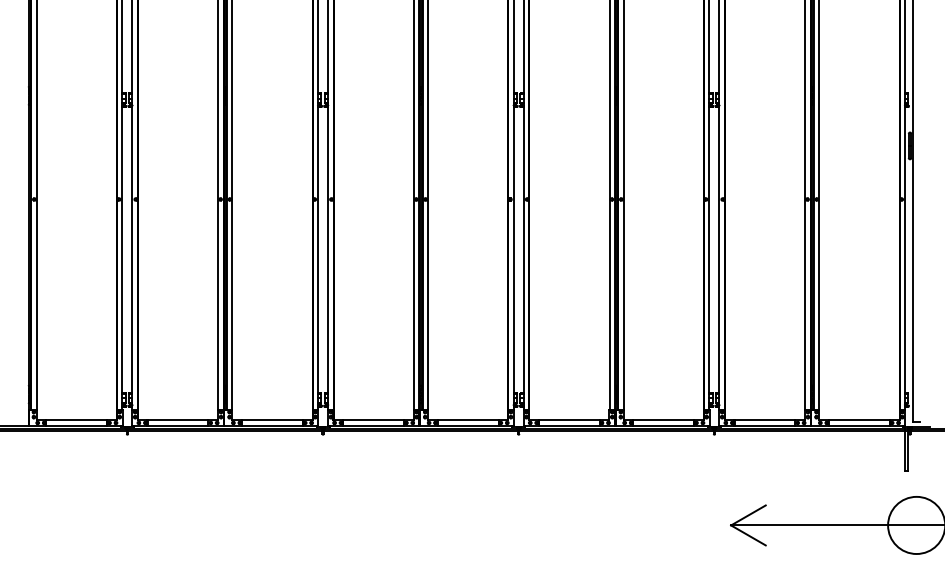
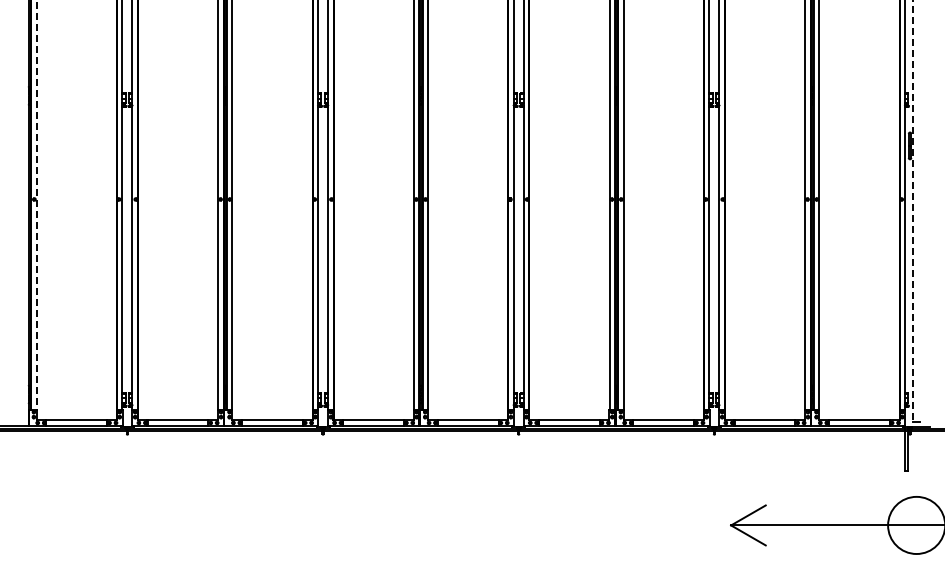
line: solid -> dashed (36, 205)
line: solid -> dashed (913, 211)
